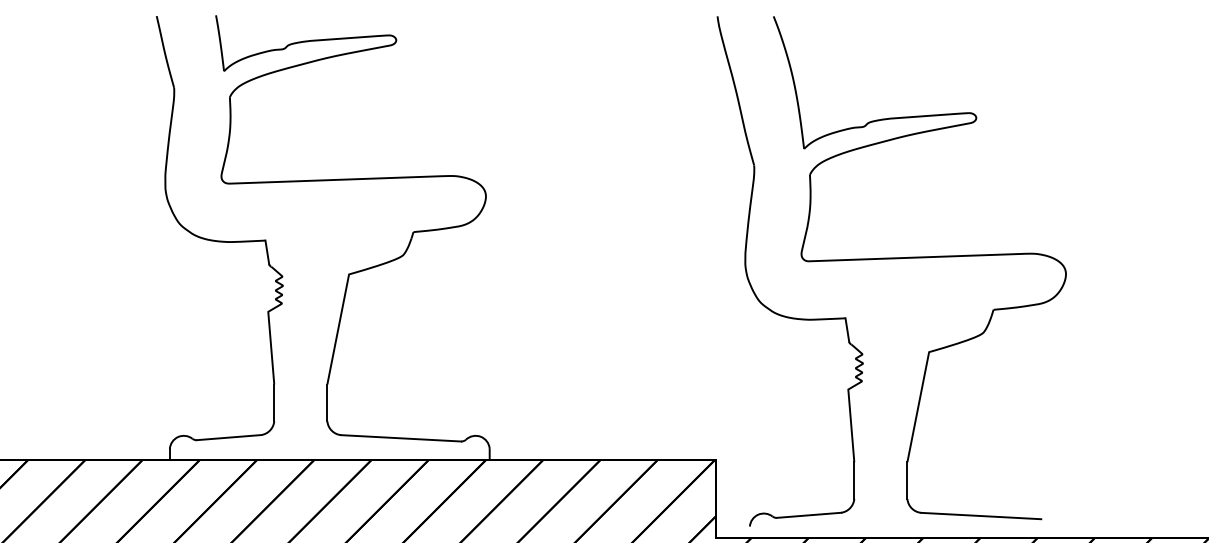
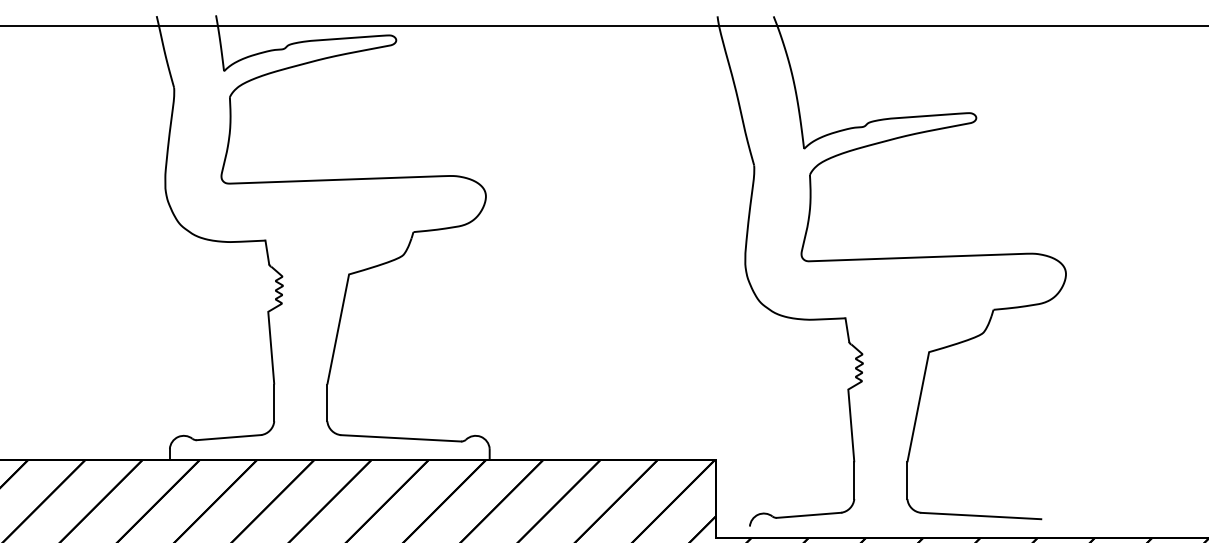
line: none -> present (603, 26)
